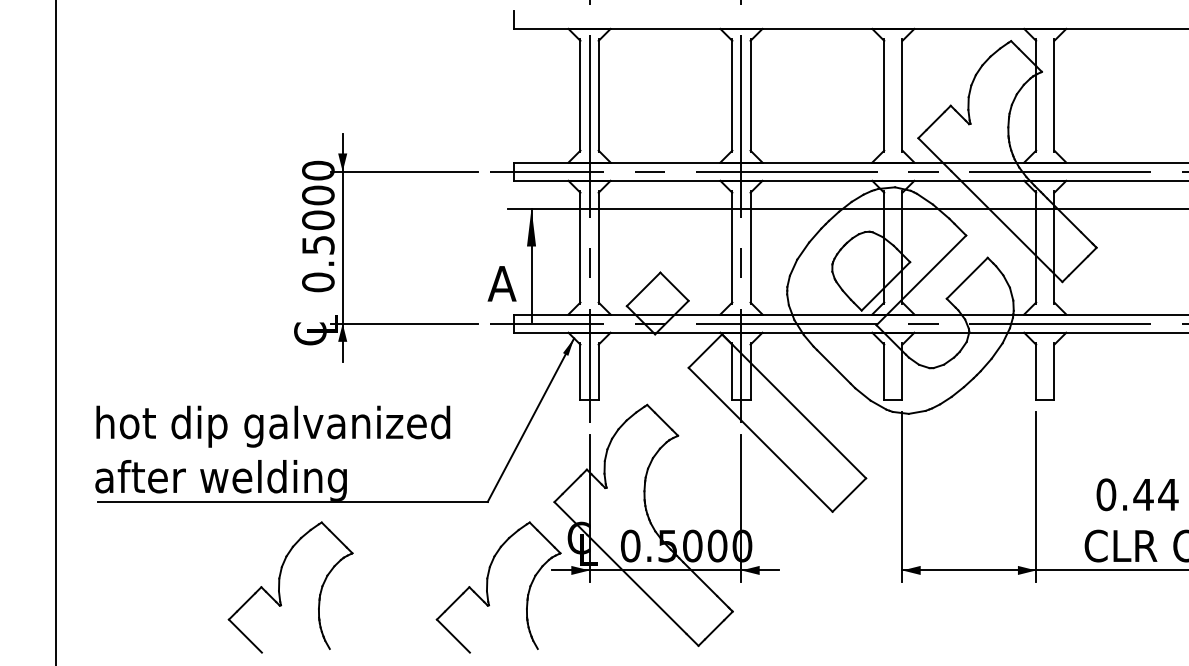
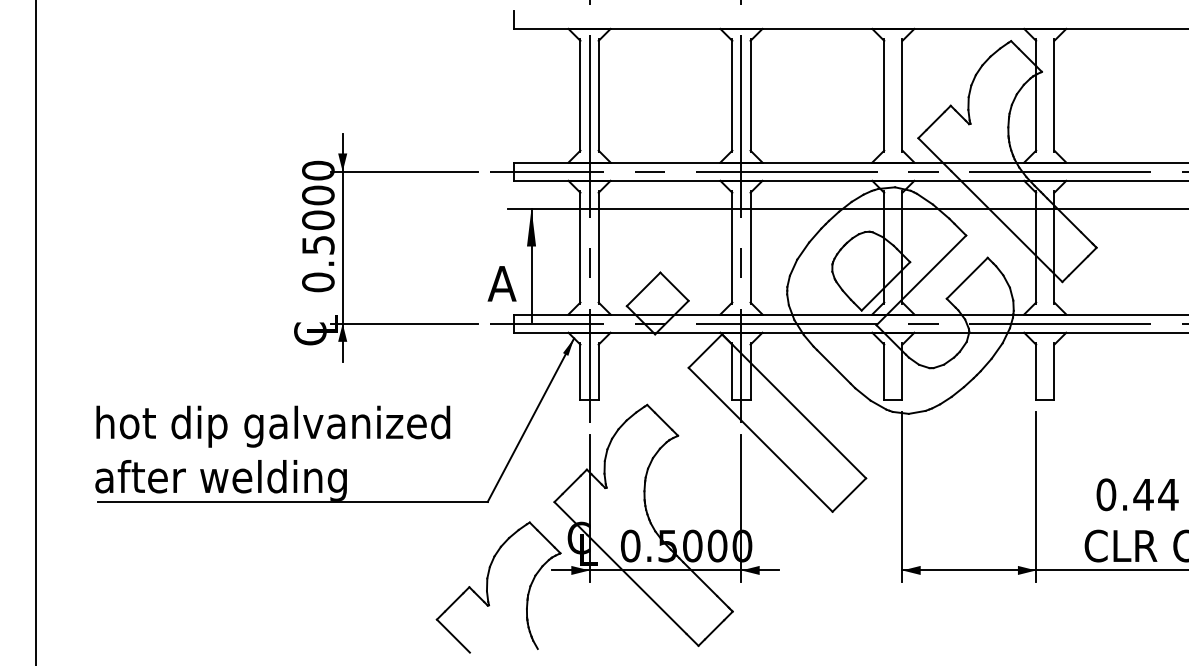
line position: (55, 332) -> (35, 332) (35, 332)
part: present -> none (280, 583)
